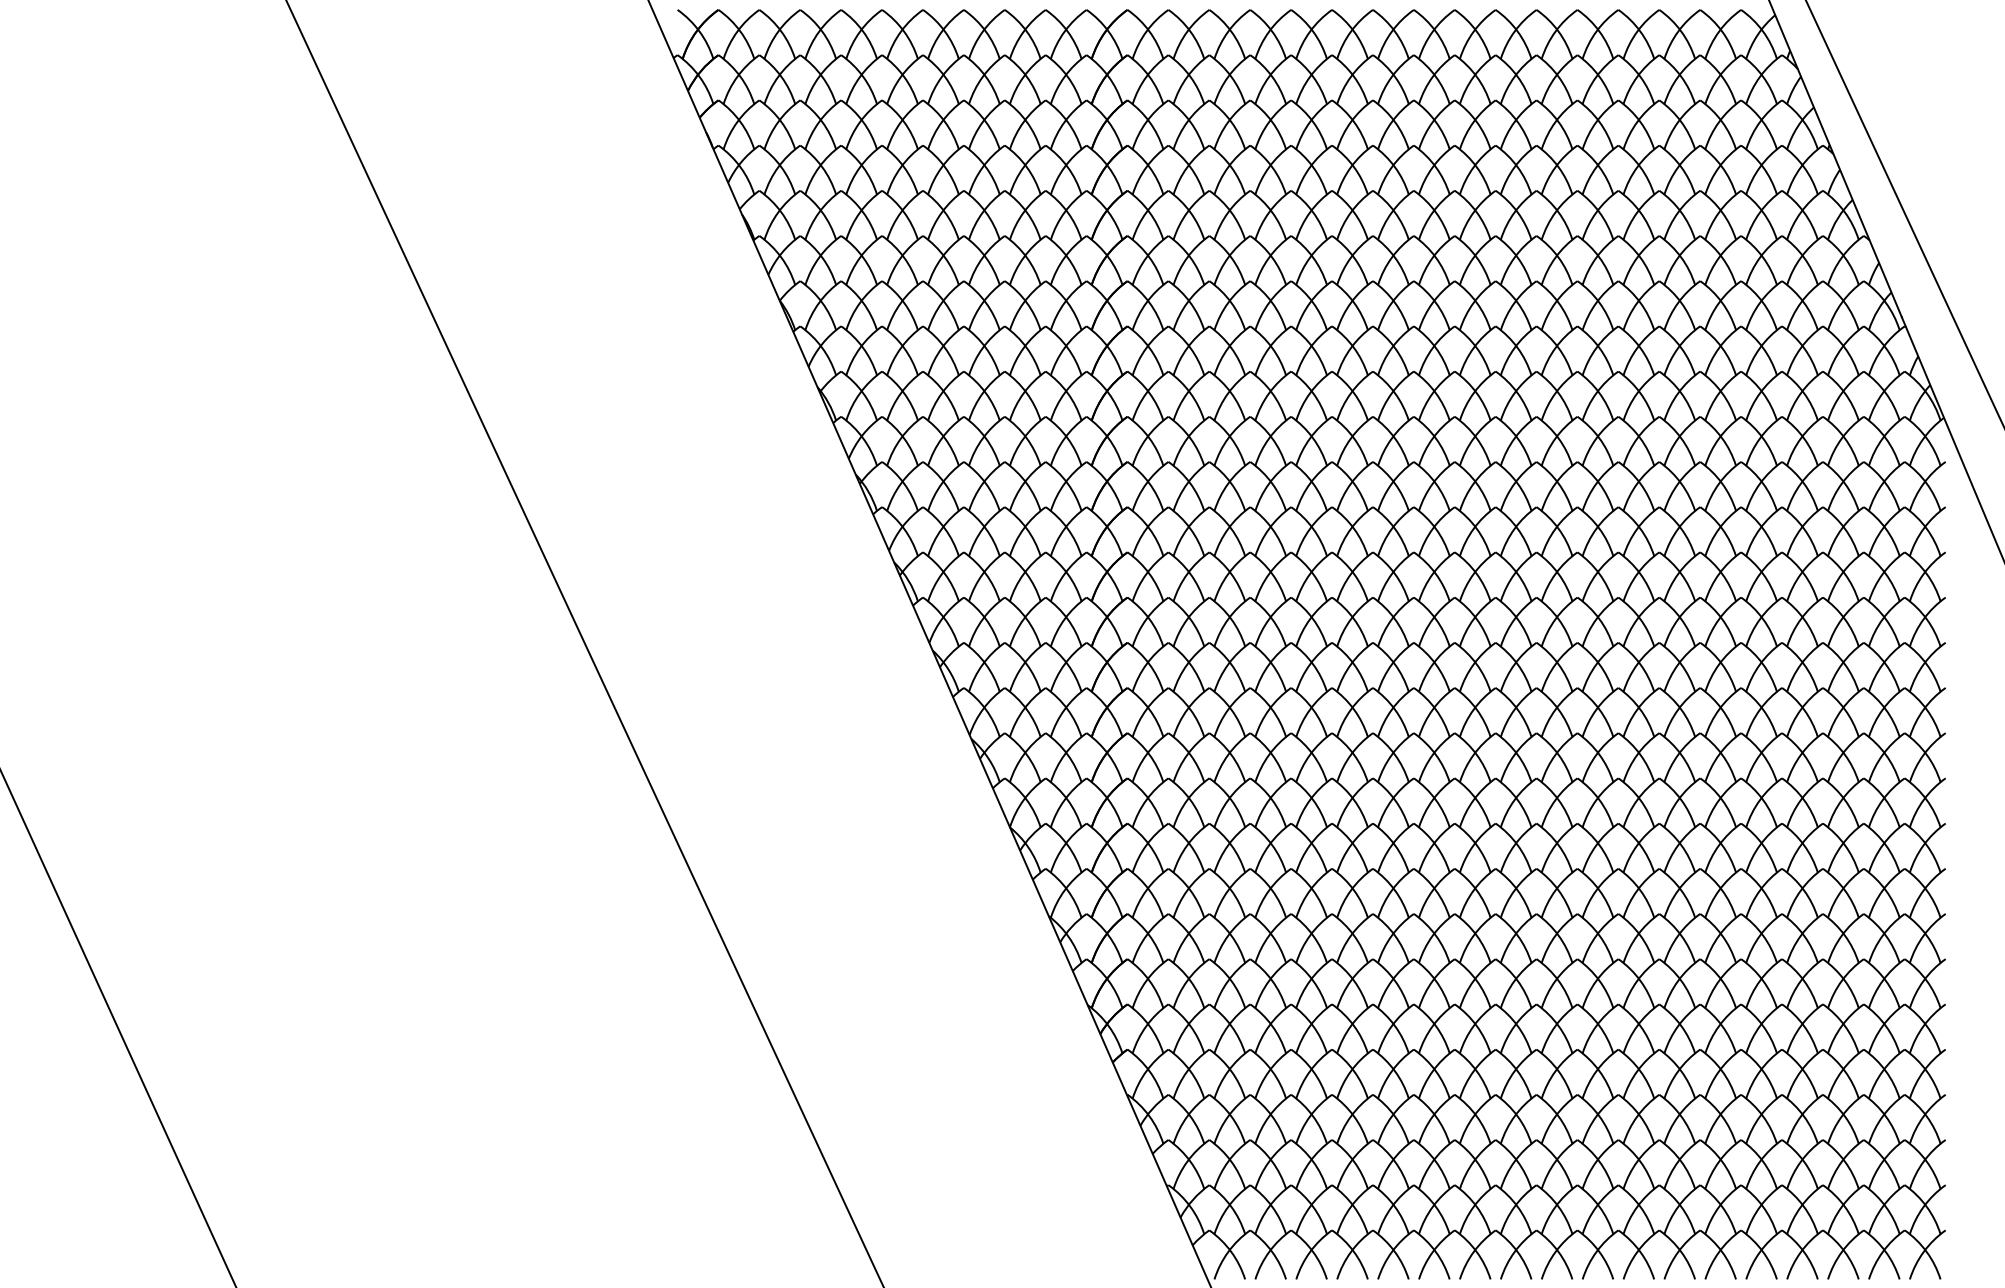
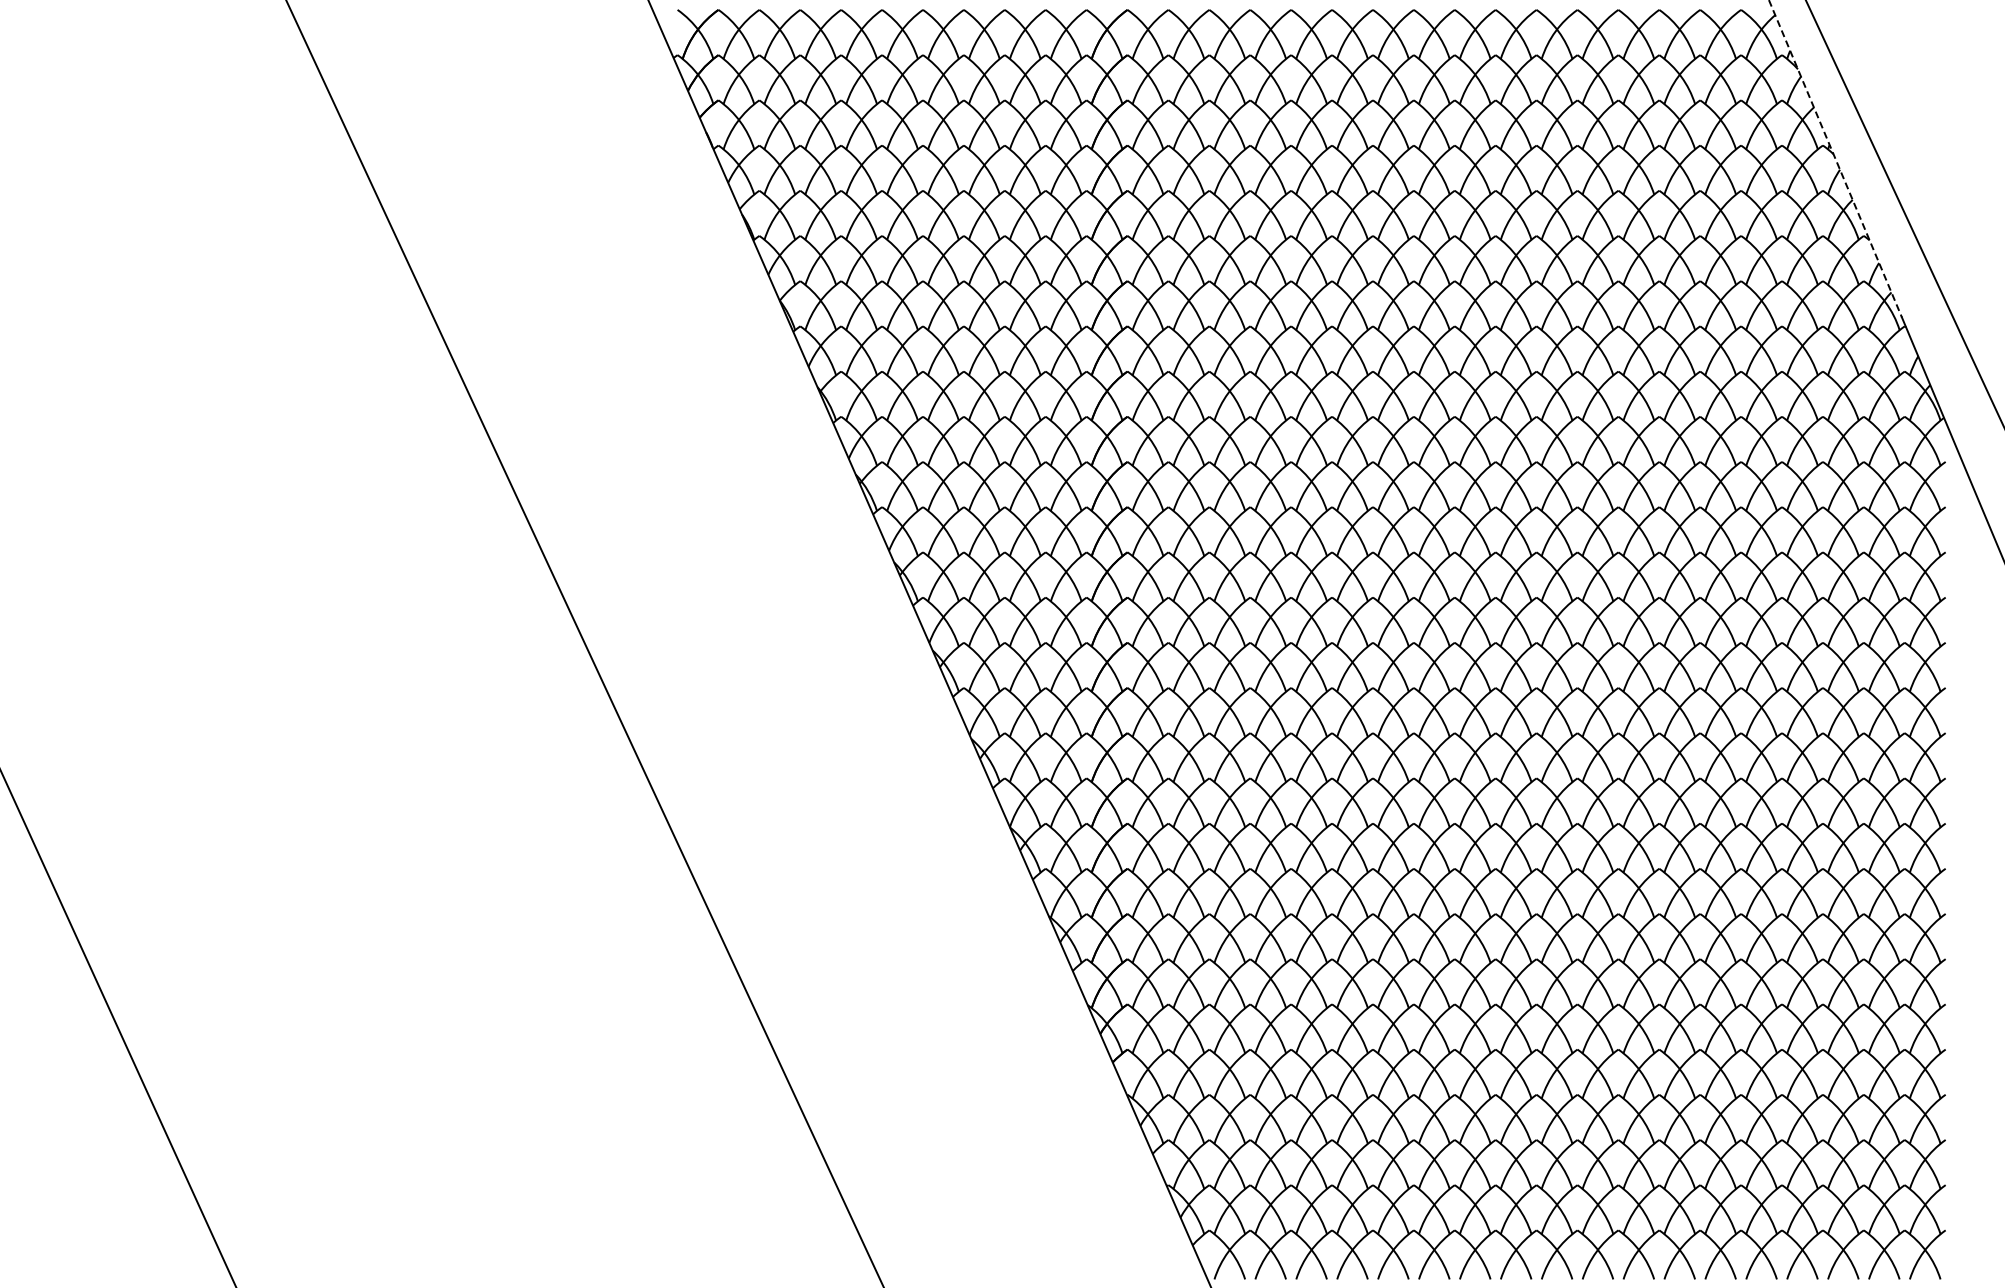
line: solid -> dashed (1835, 158)
